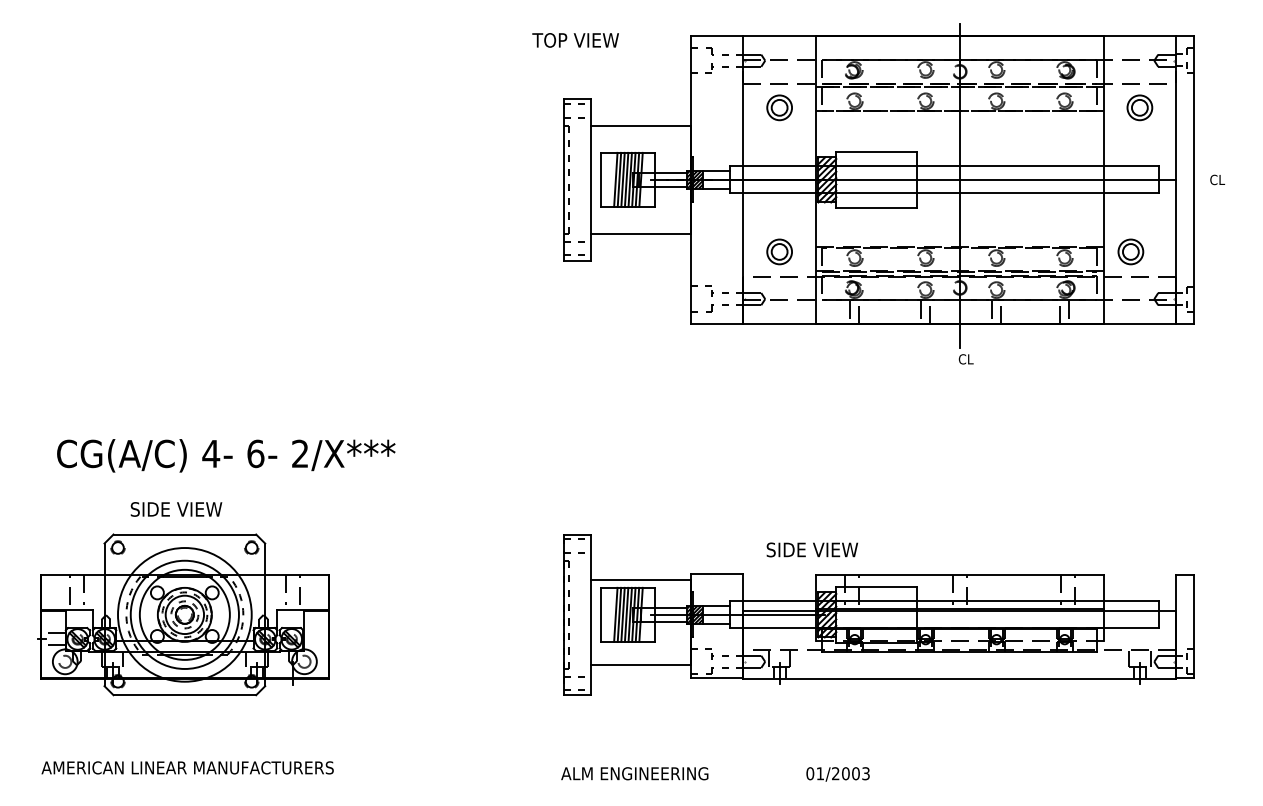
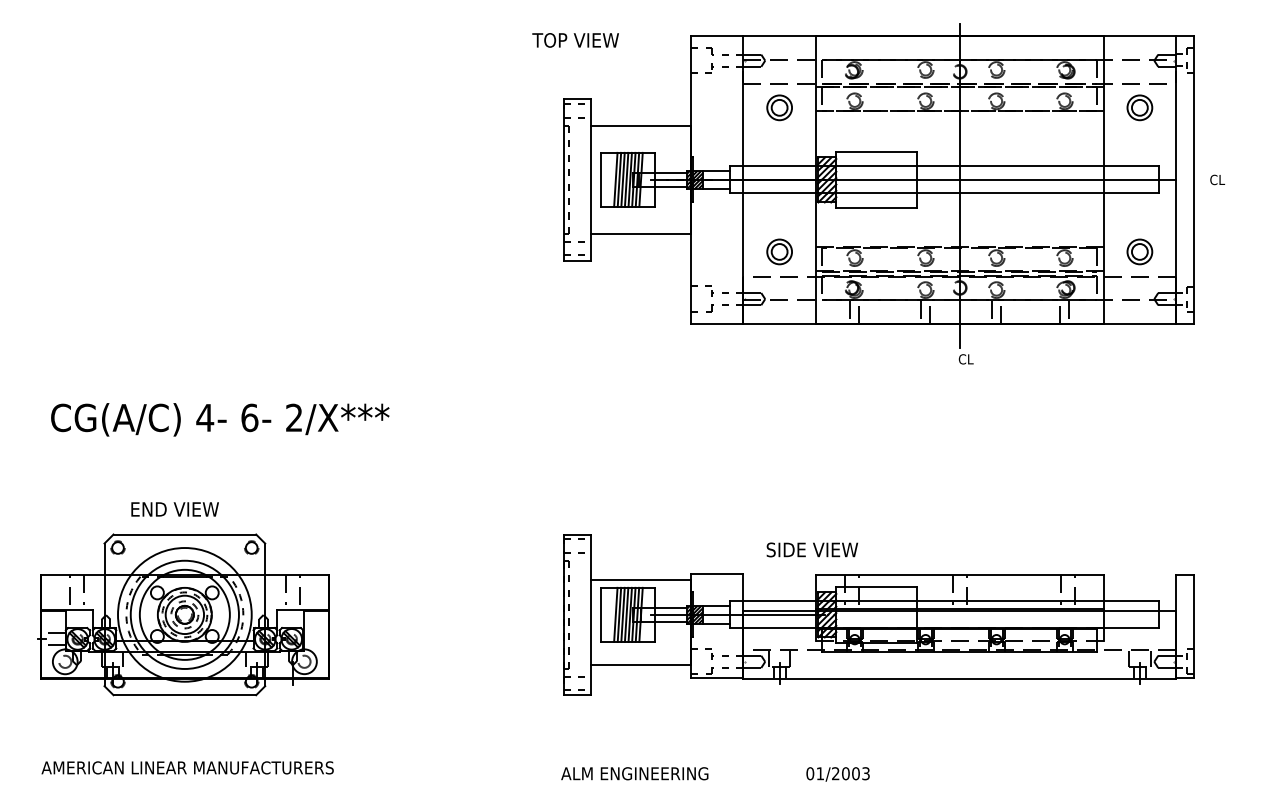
part position: (1130, 251) -> (1139, 251) (1139, 251)
text position: (226, 455) -> (220, 419) (220, 419)
text: SIDE VIEW -> END VIEW (176, 509)
